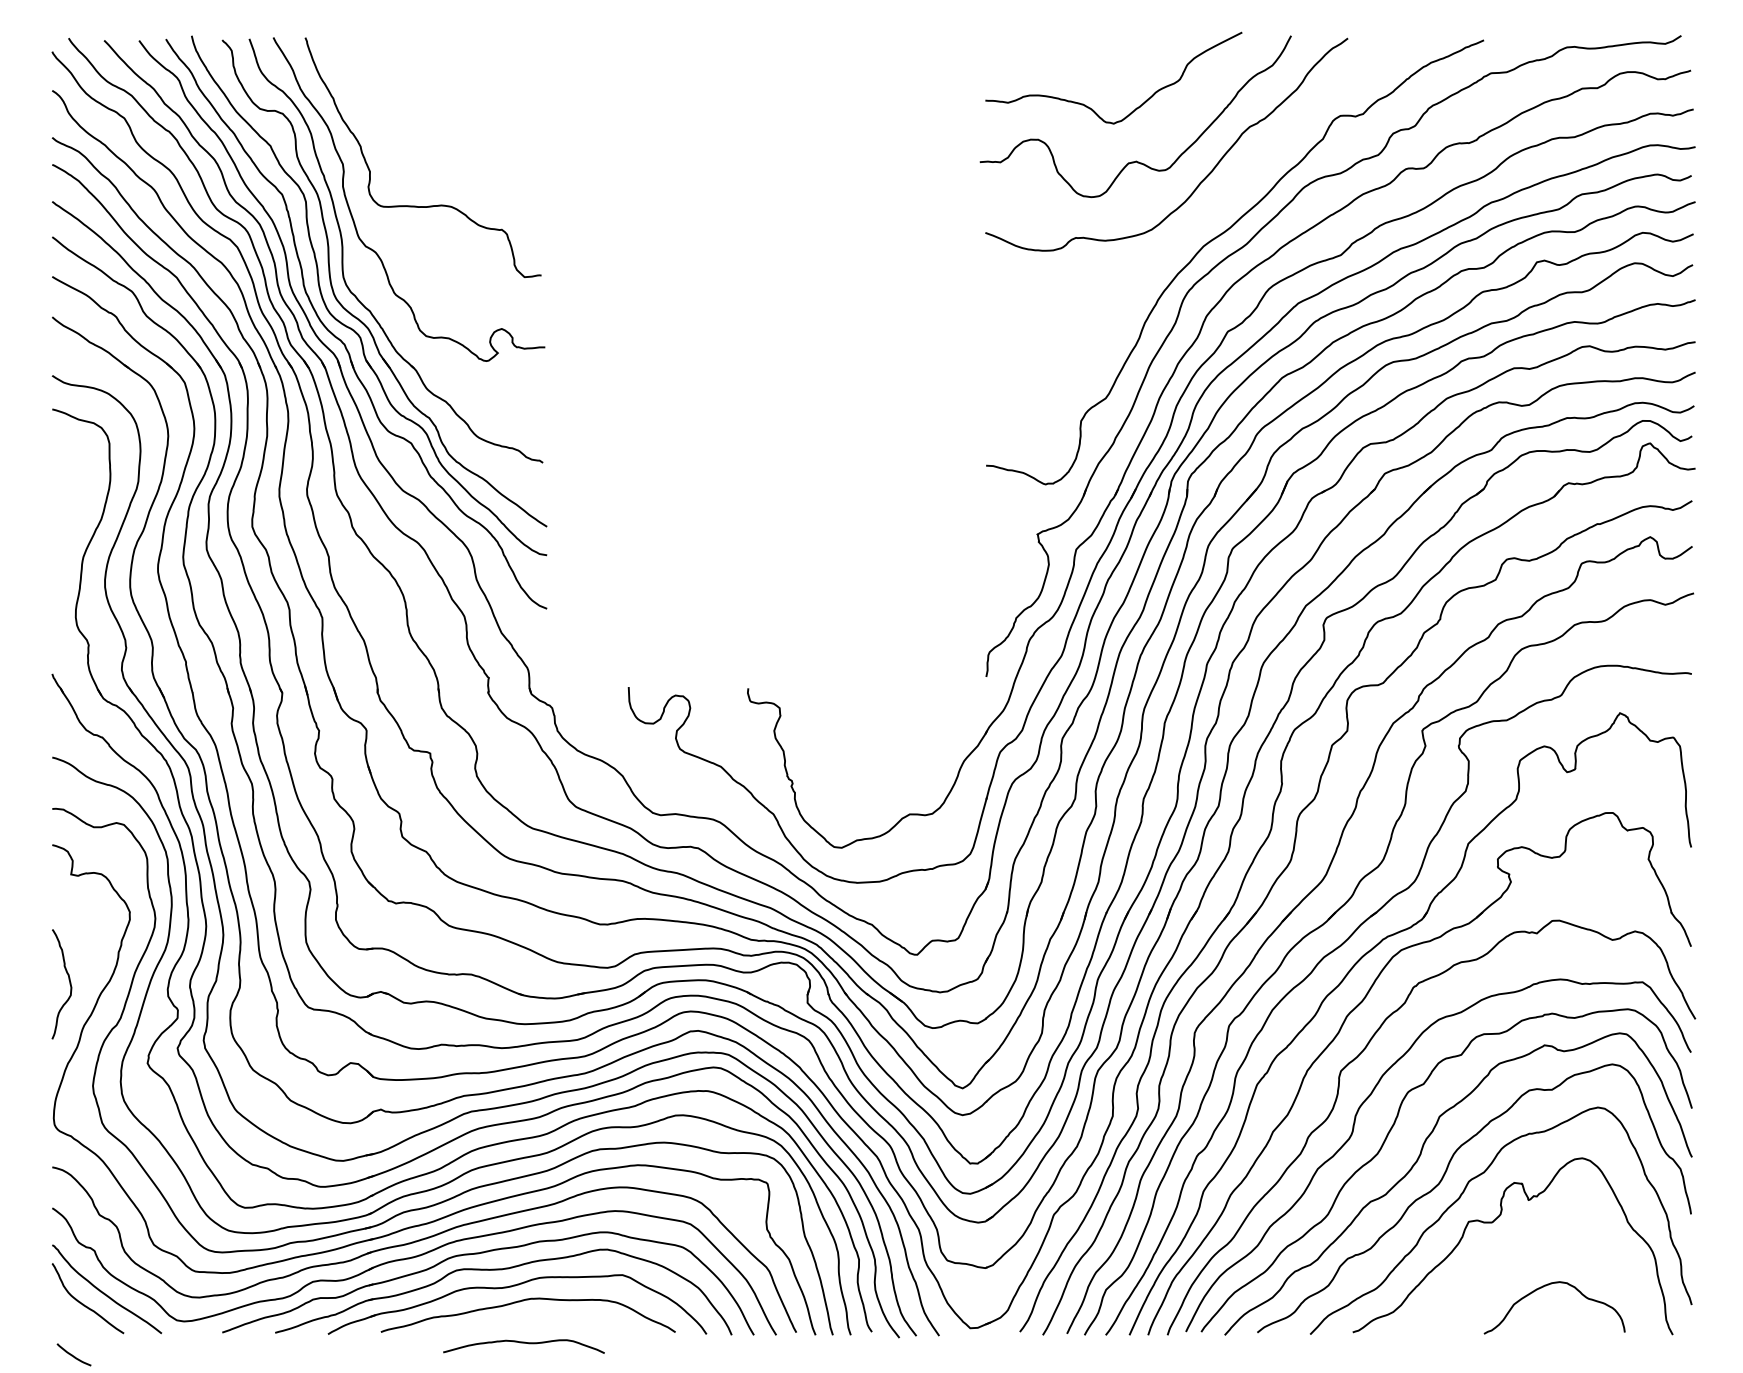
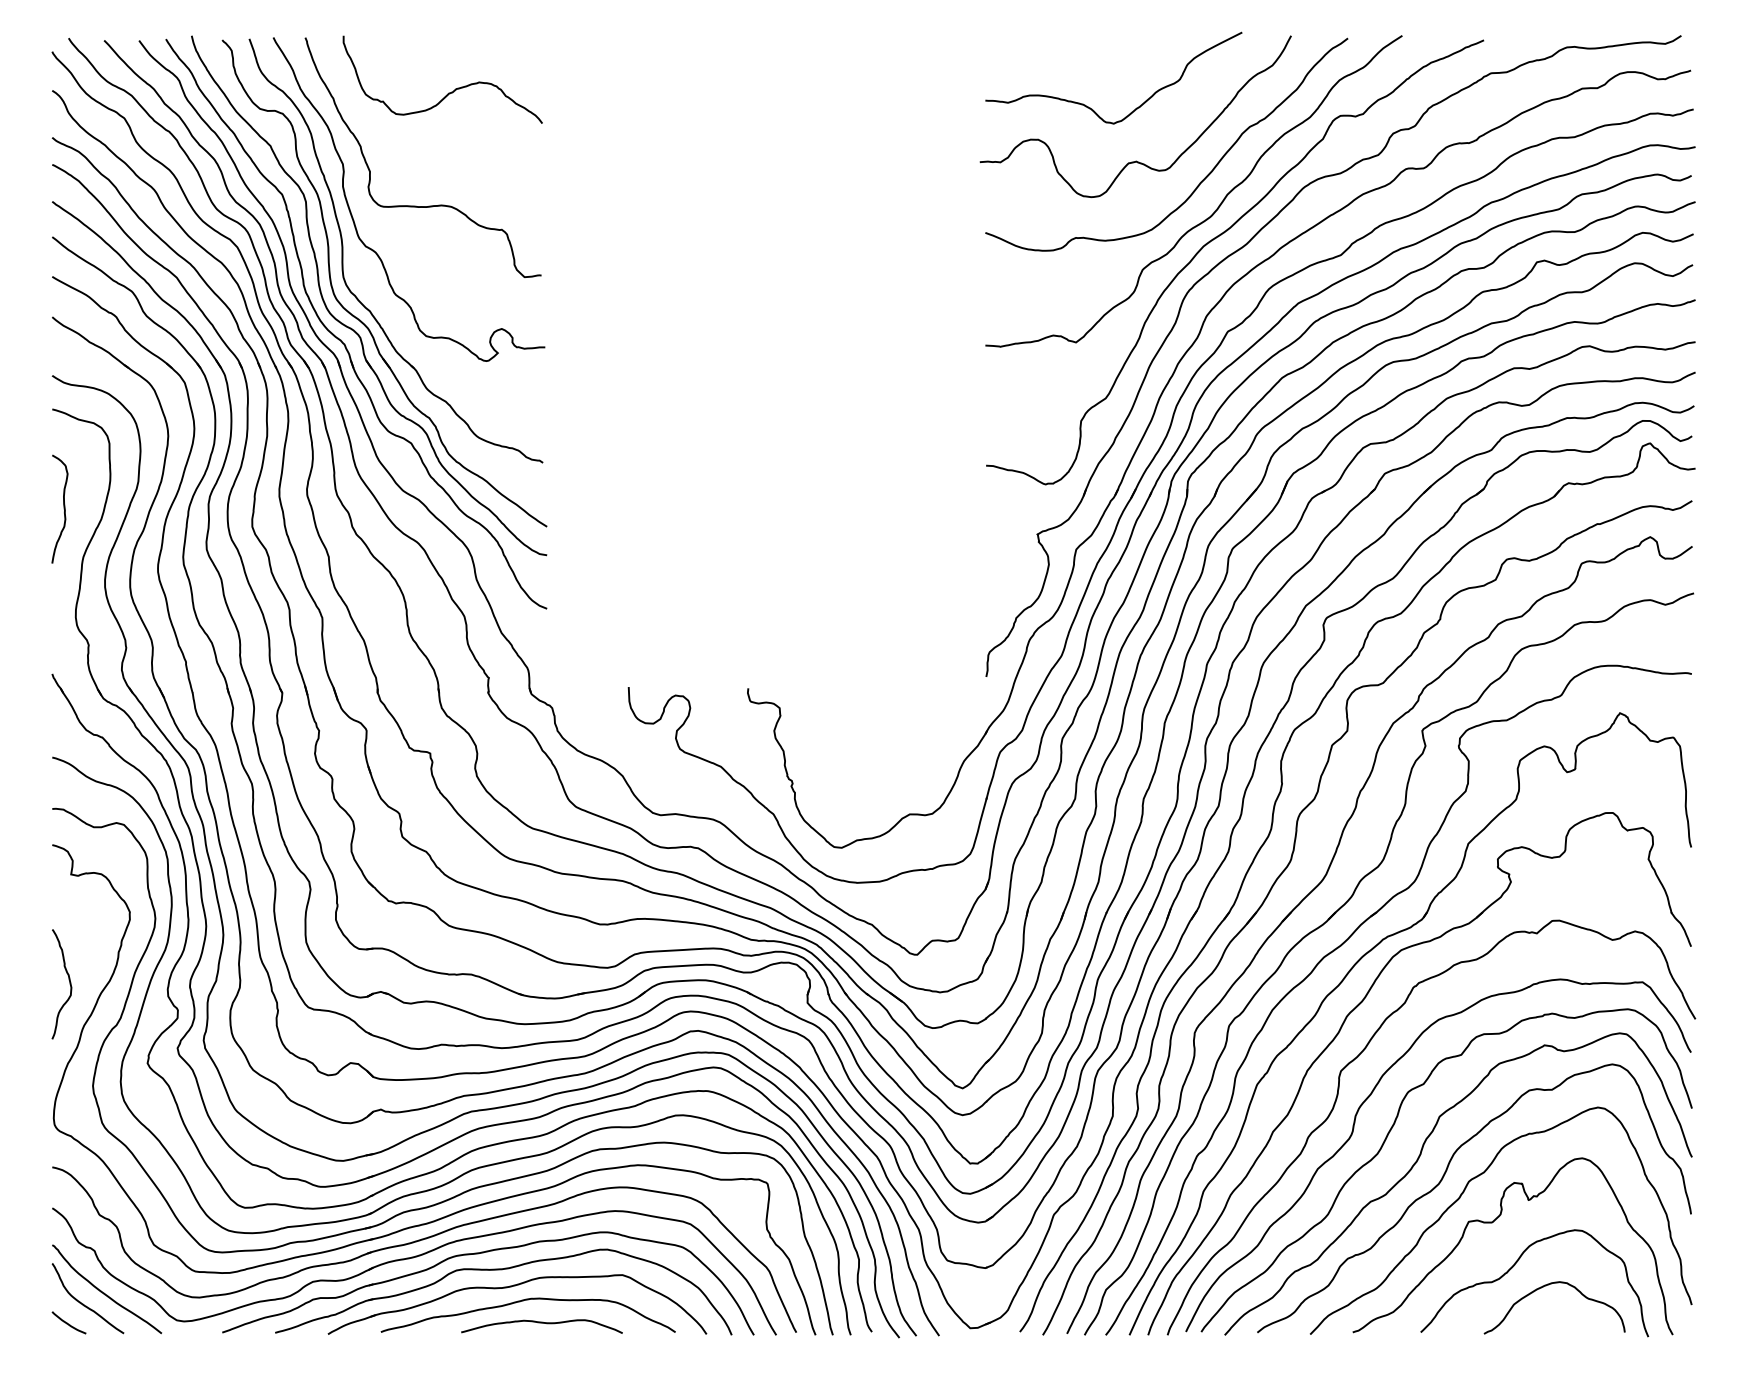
curve: none -> present (448, 92)
curve: none -> present (1215, 209)
curve: none -> present (63, 508)
curve: none -> present (1515, 1265)
curve position: (523, 1343) -> (541, 1323) (541, 1323)
curve position: (72, 1354) -> (67, 1322) (67, 1322)
